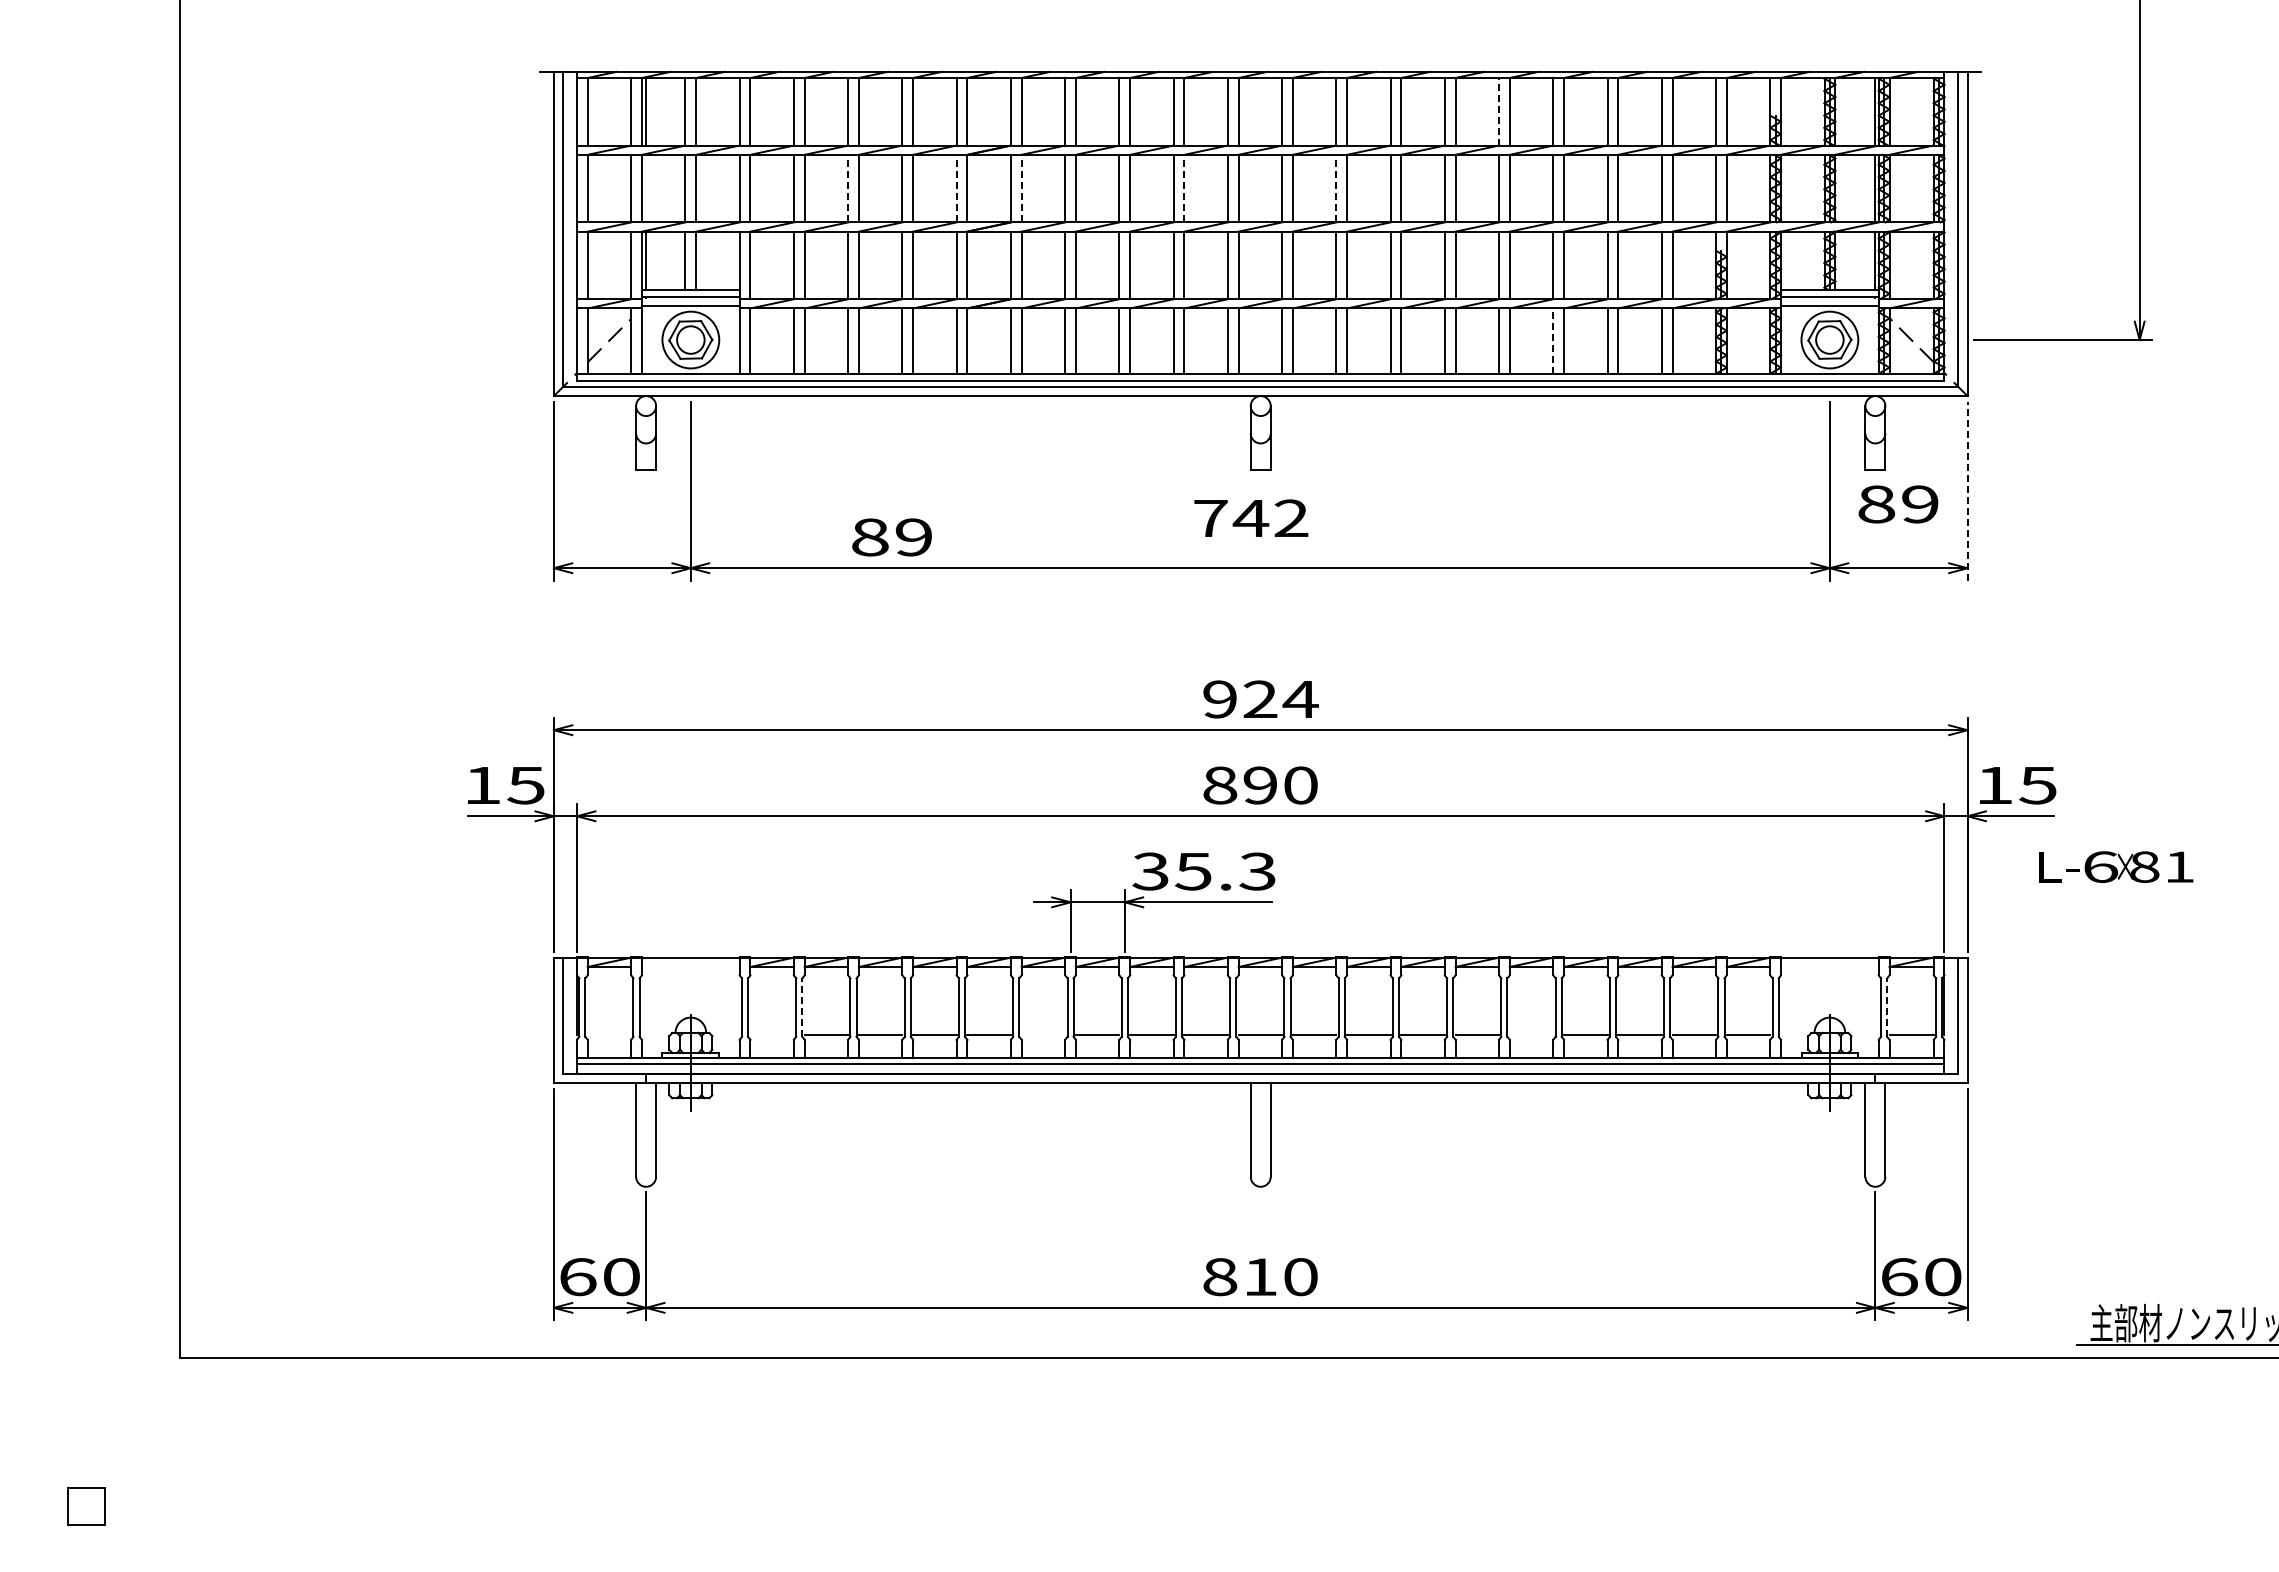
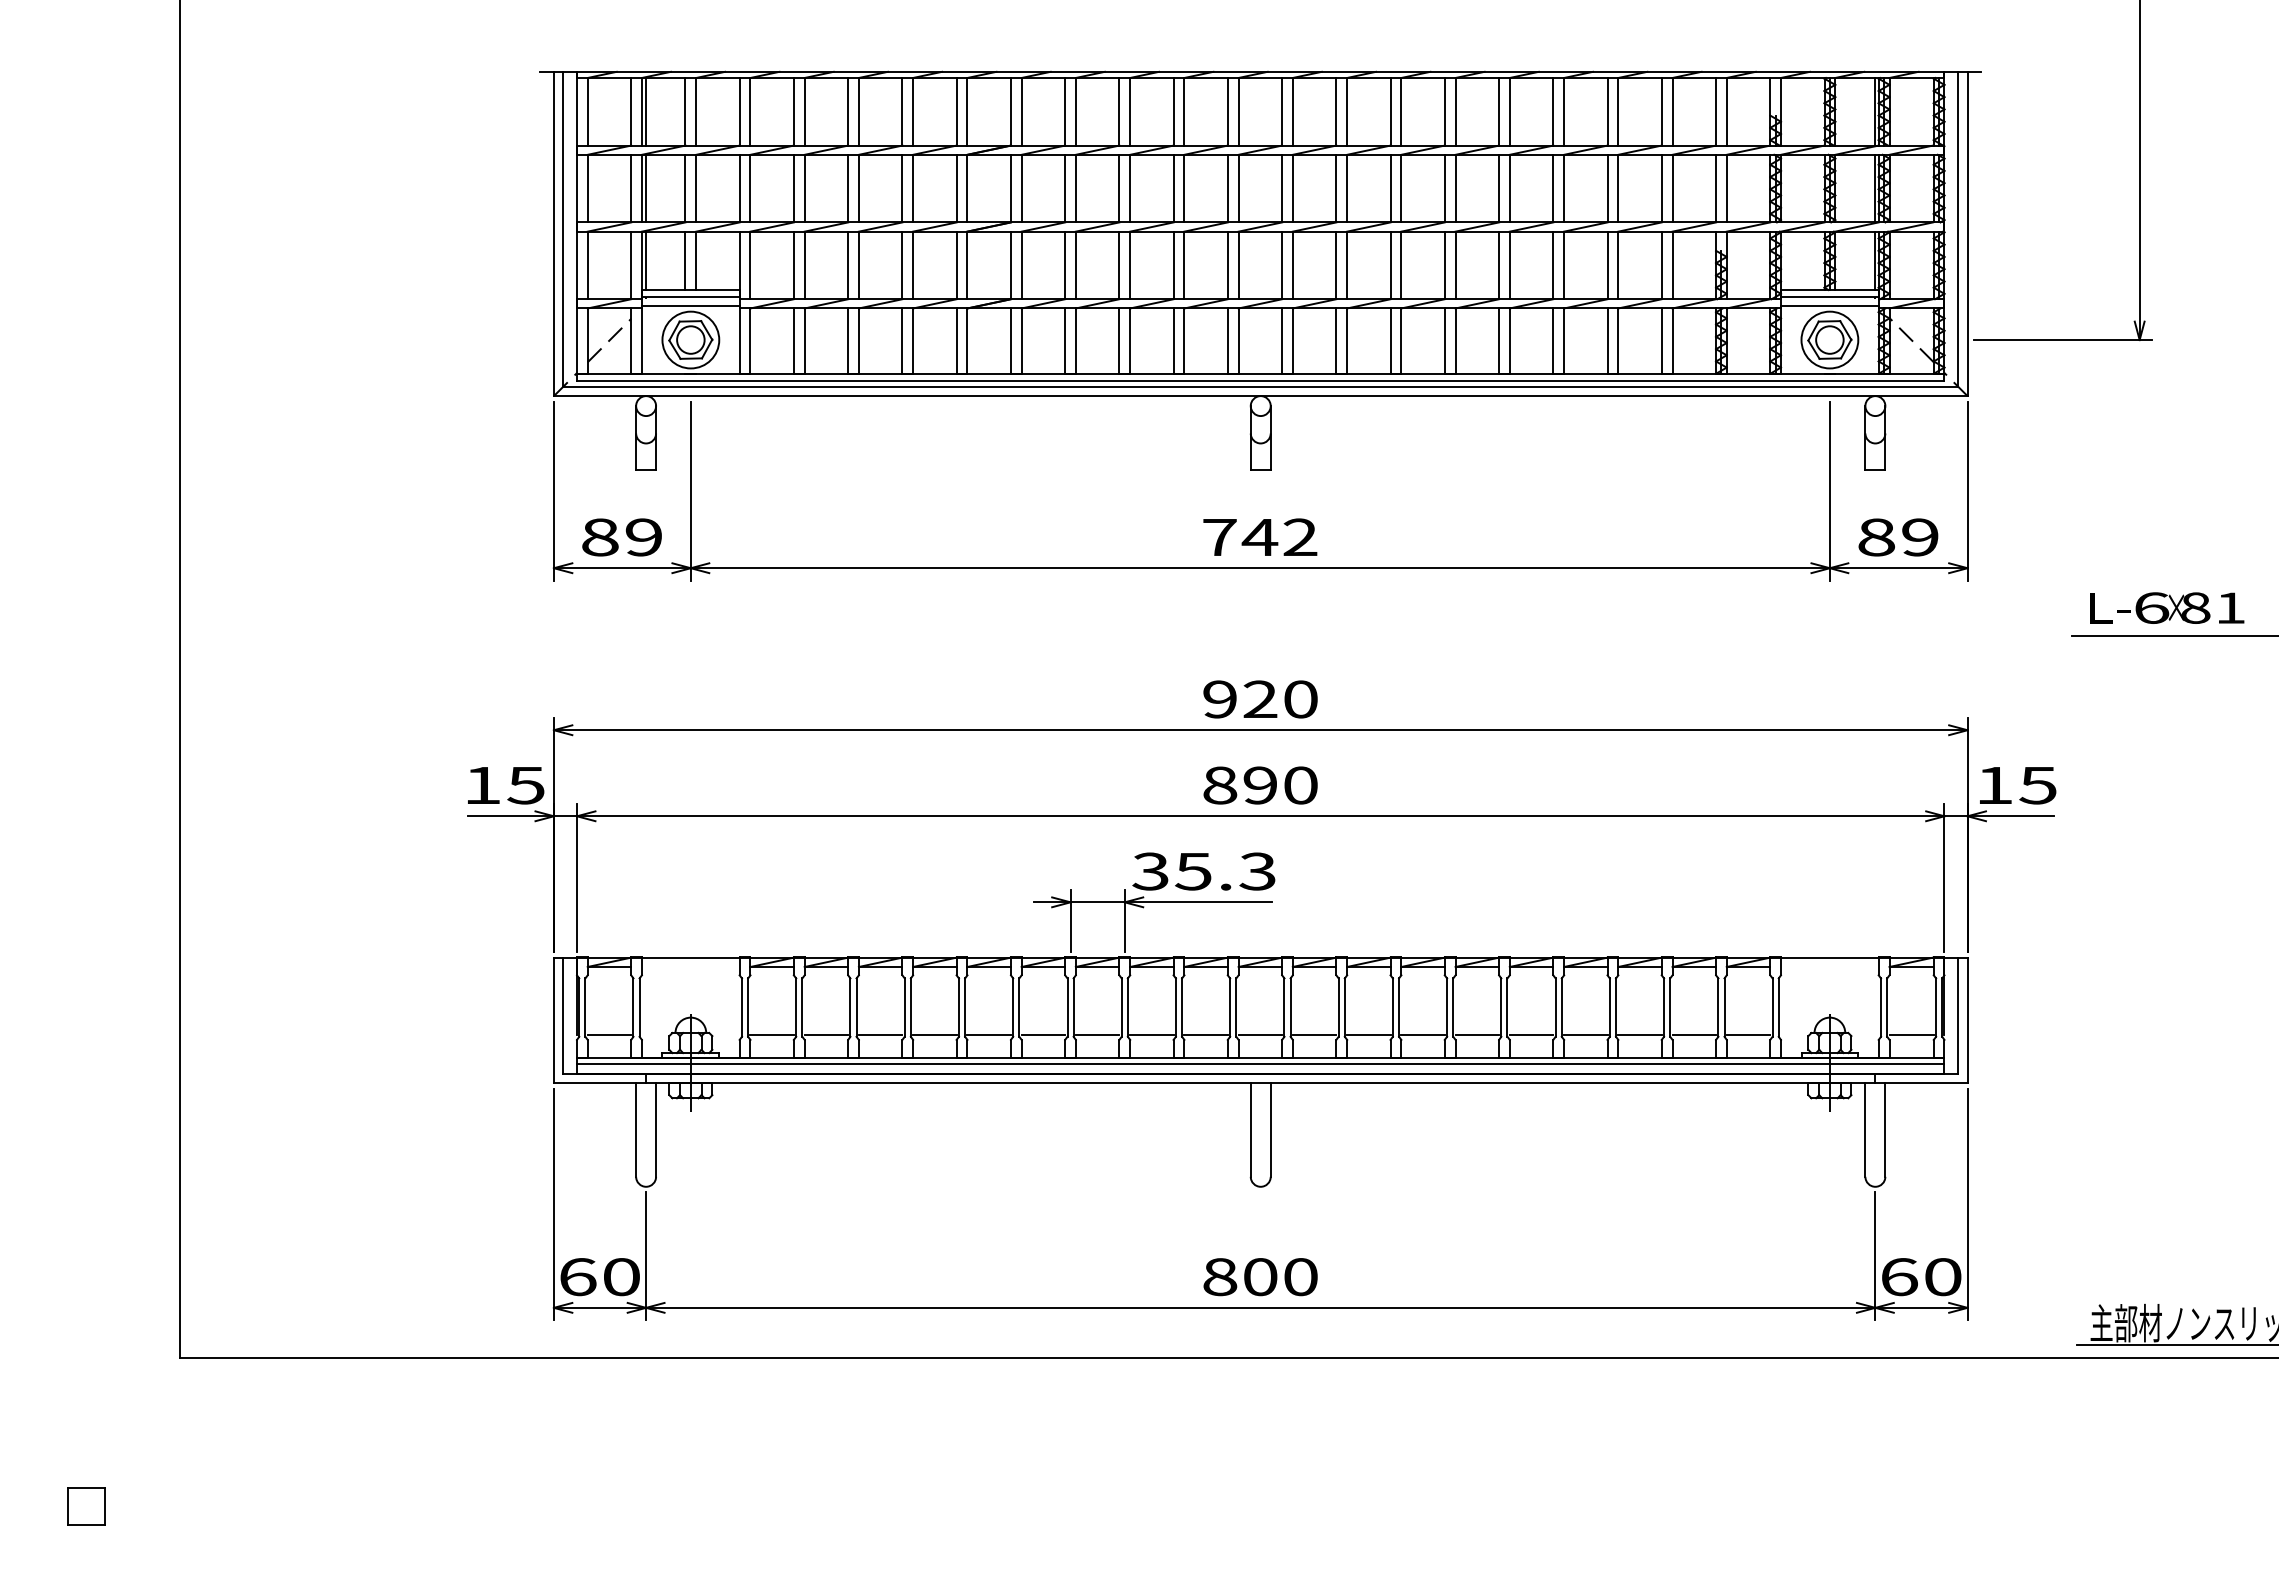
line: dashed -> solid (1499, 111)
line: none -> present (646, 188)
line: dashed -> solid (848, 188)
line: dashed -> solid (956, 188)
line: dashed -> solid (1021, 188)
line: dashed -> solid (1184, 188)
line: dashed -> solid (1336, 188)
line: dashed -> solid (1553, 341)
line: dashed -> solid (1967, 490)
text position: (1898, 504) -> (1898, 537) (1898, 537)
text position: (1251, 517) -> (1260, 536) (1260, 536)
text position: (891, 537) -> (621, 537) (621, 537)
line: none -> present (2173, 635)
text: 924 -> 920 (1300, 699)
text position: (2116, 866) -> (2167, 607) (2167, 607)
line: dashed -> solid (802, 1007)
line: dashed -> solid (1887, 1007)
line: none -> present (609, 1034)
line: none -> present (771, 1034)
line: none -> present (1043, 1034)
line: none -> present (1531, 1034)
text: 810 -> 800 (1260, 1277)
